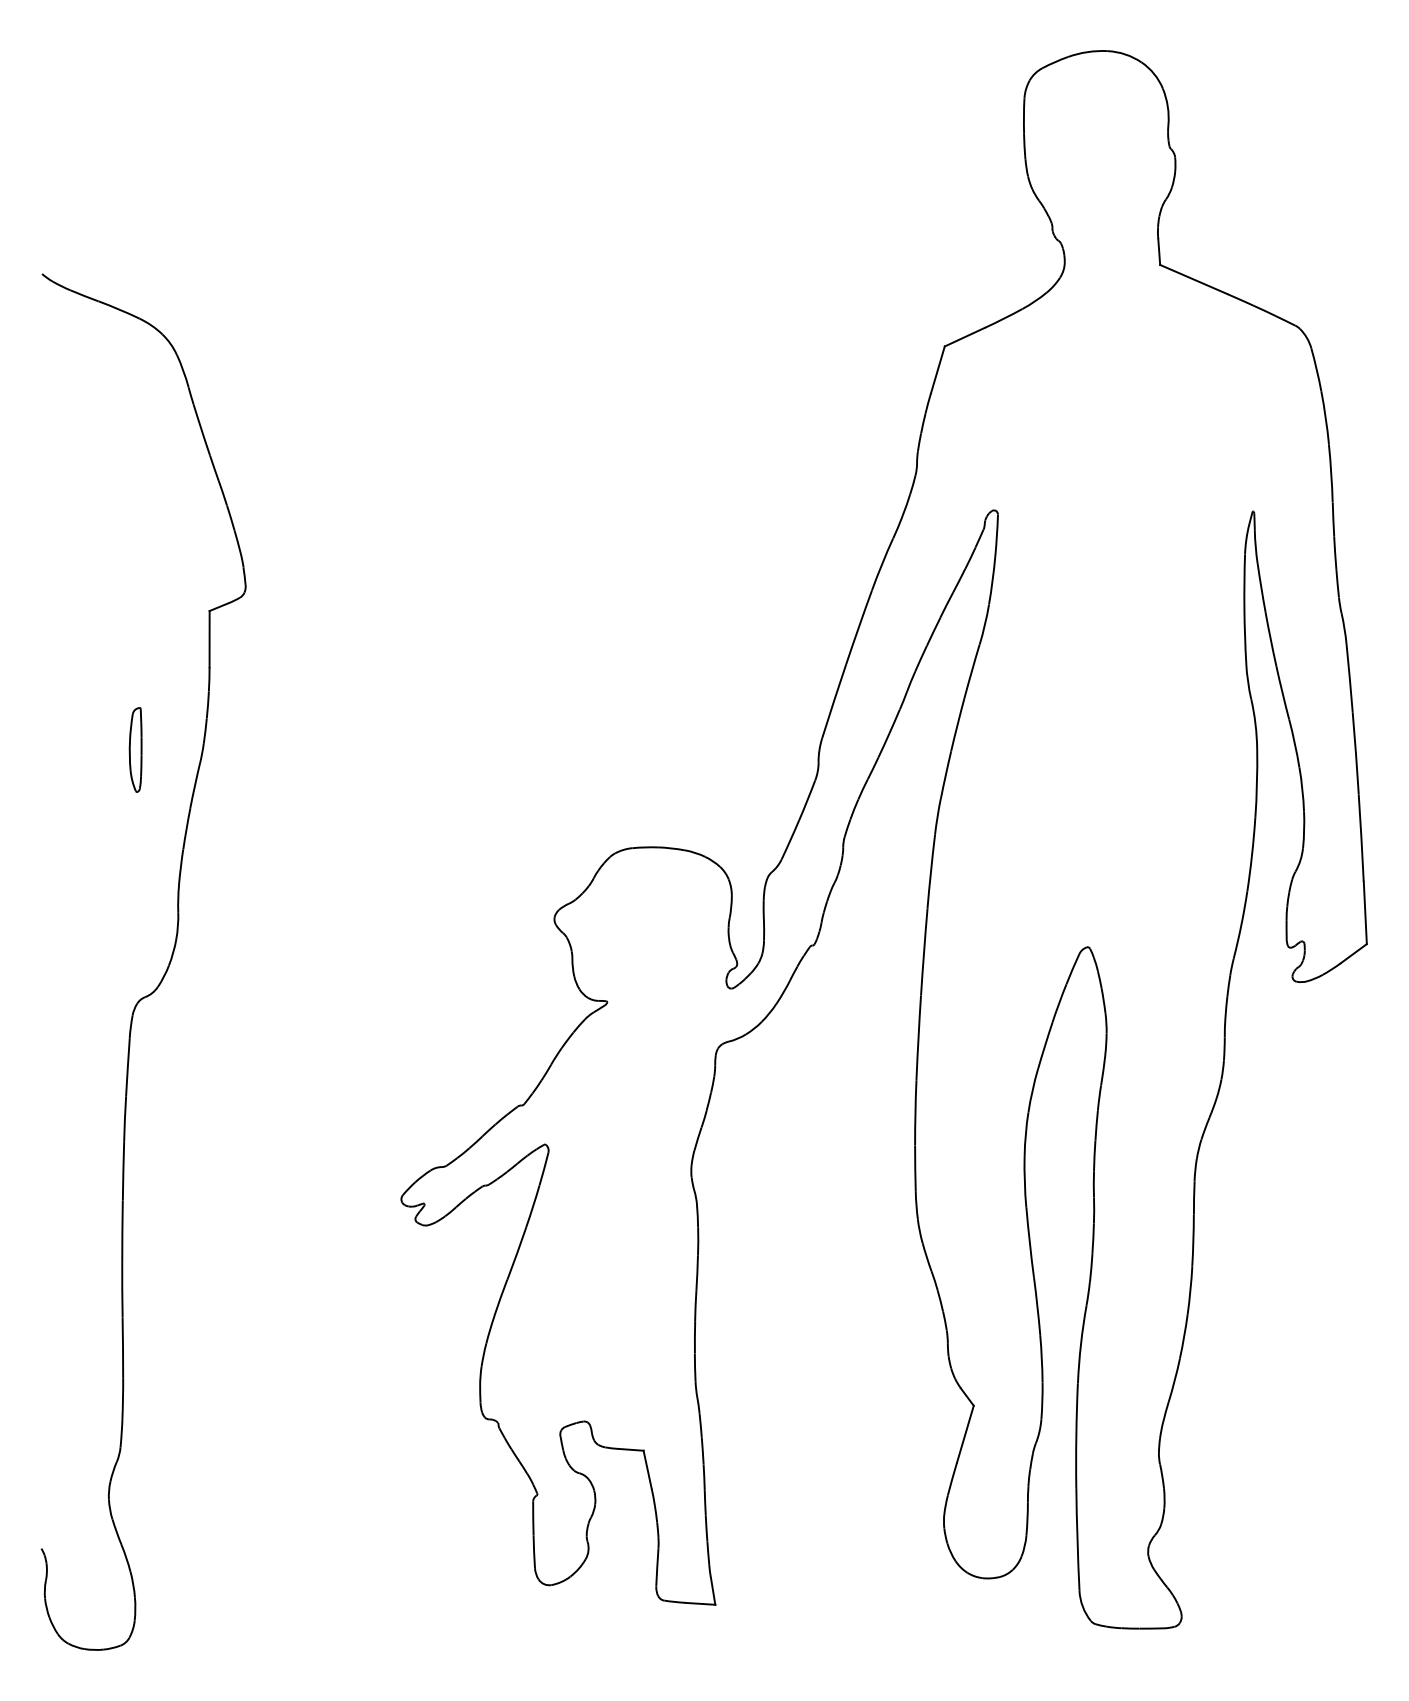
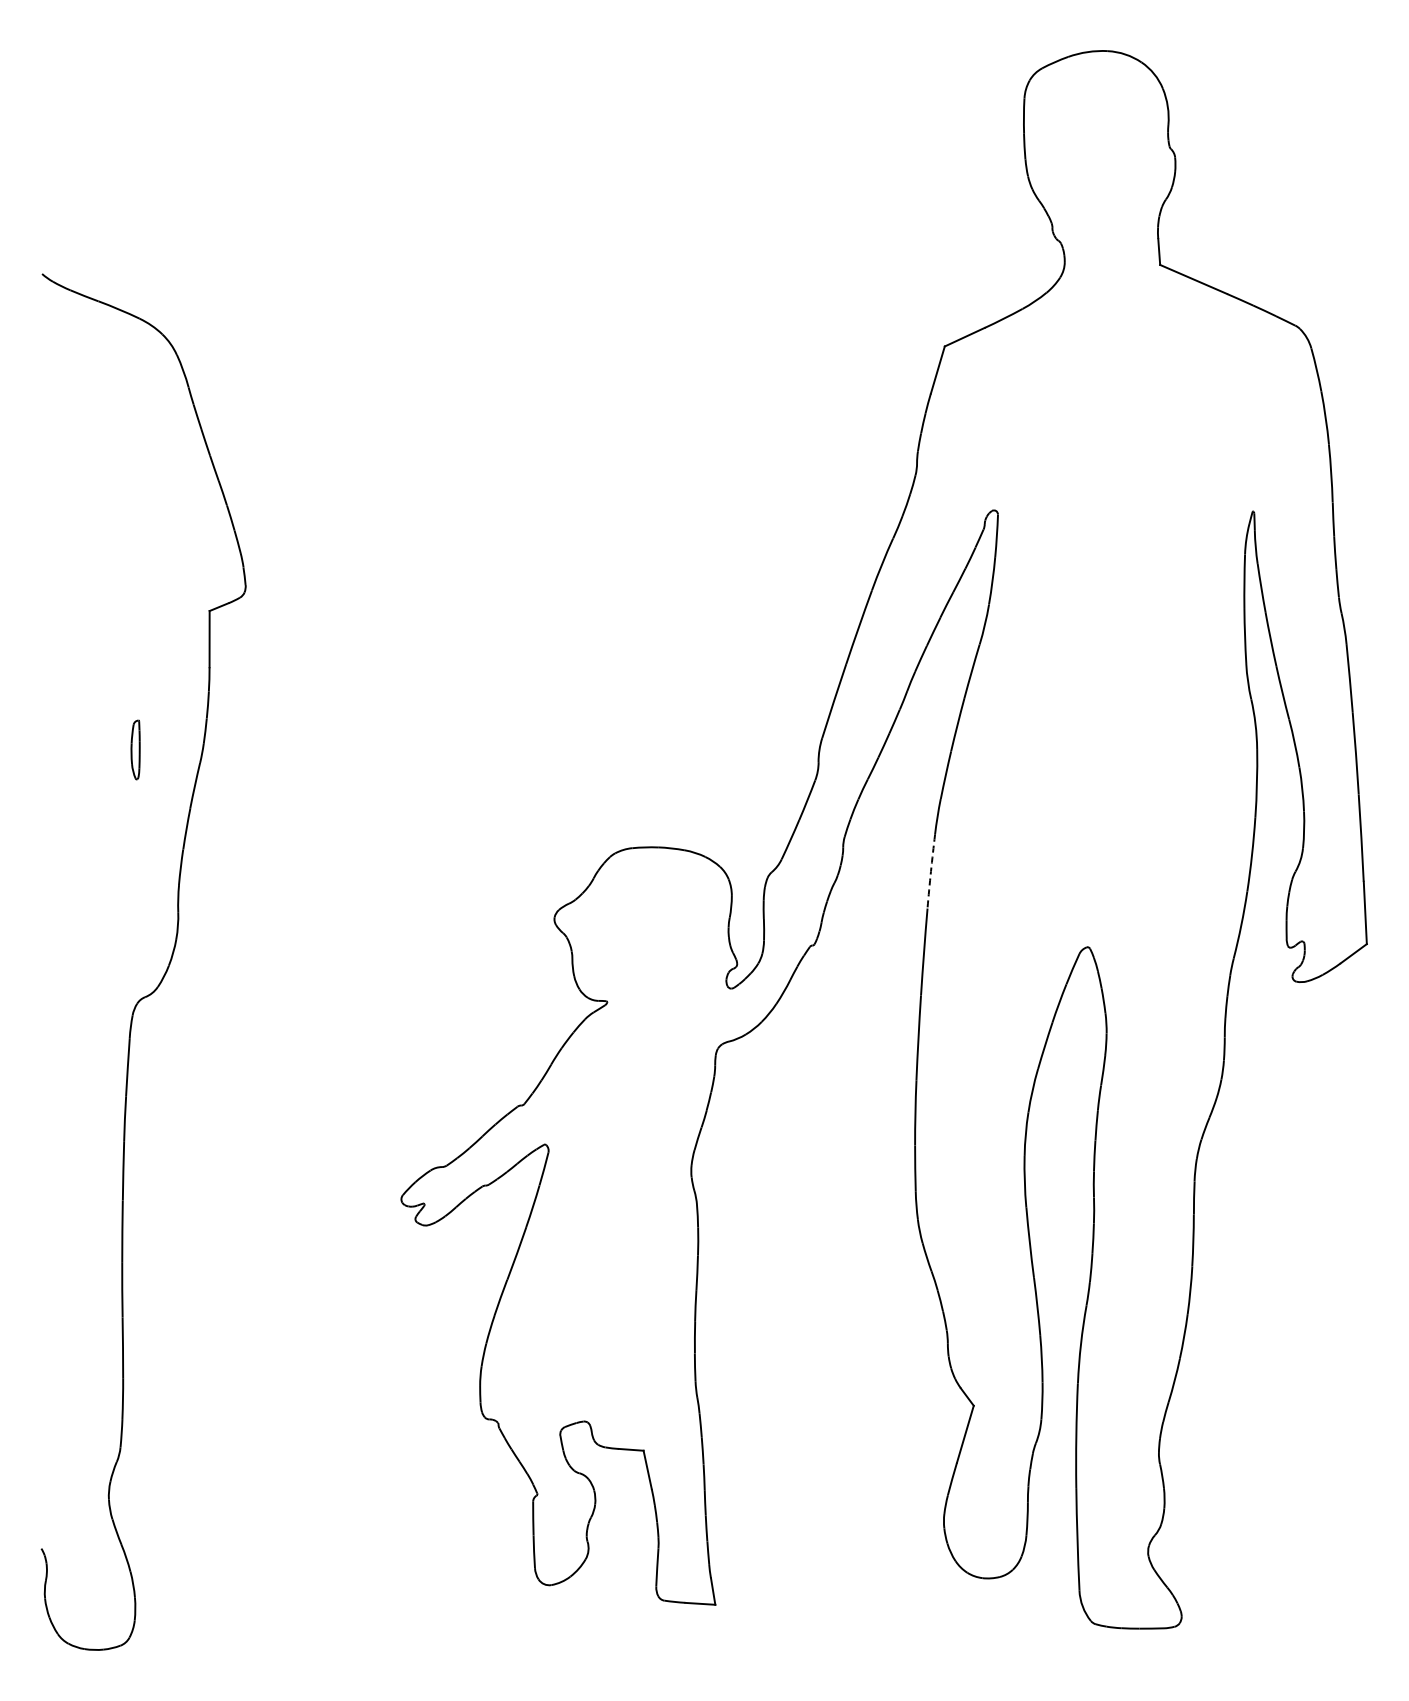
part size: 15x86 px -> 11x62 px (135, 749)
arc: solid -> dashed (930, 871)
